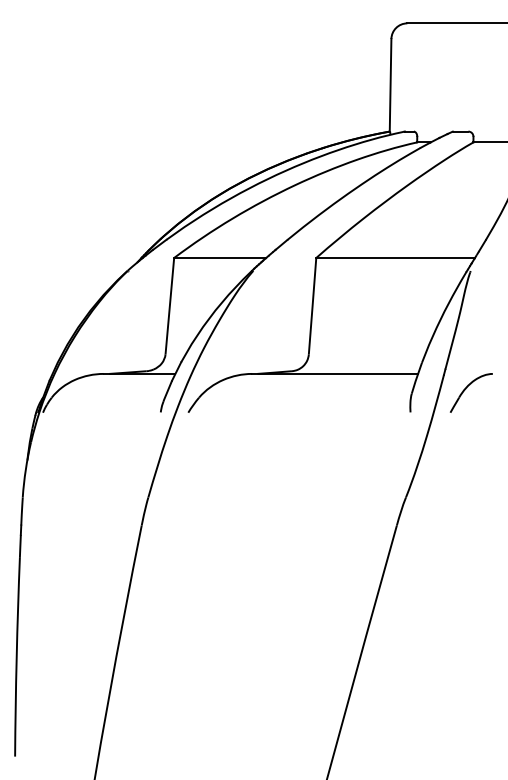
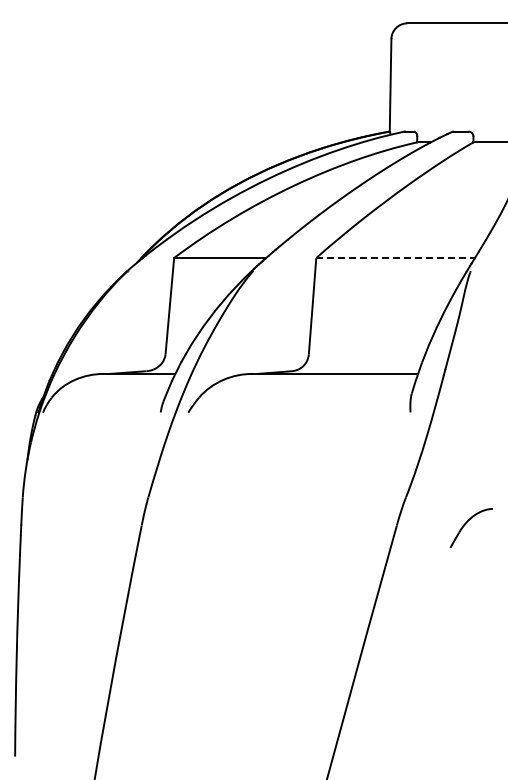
line: solid -> dashed (396, 257)
part position: (470, 392) -> (470, 527) (470, 527)
